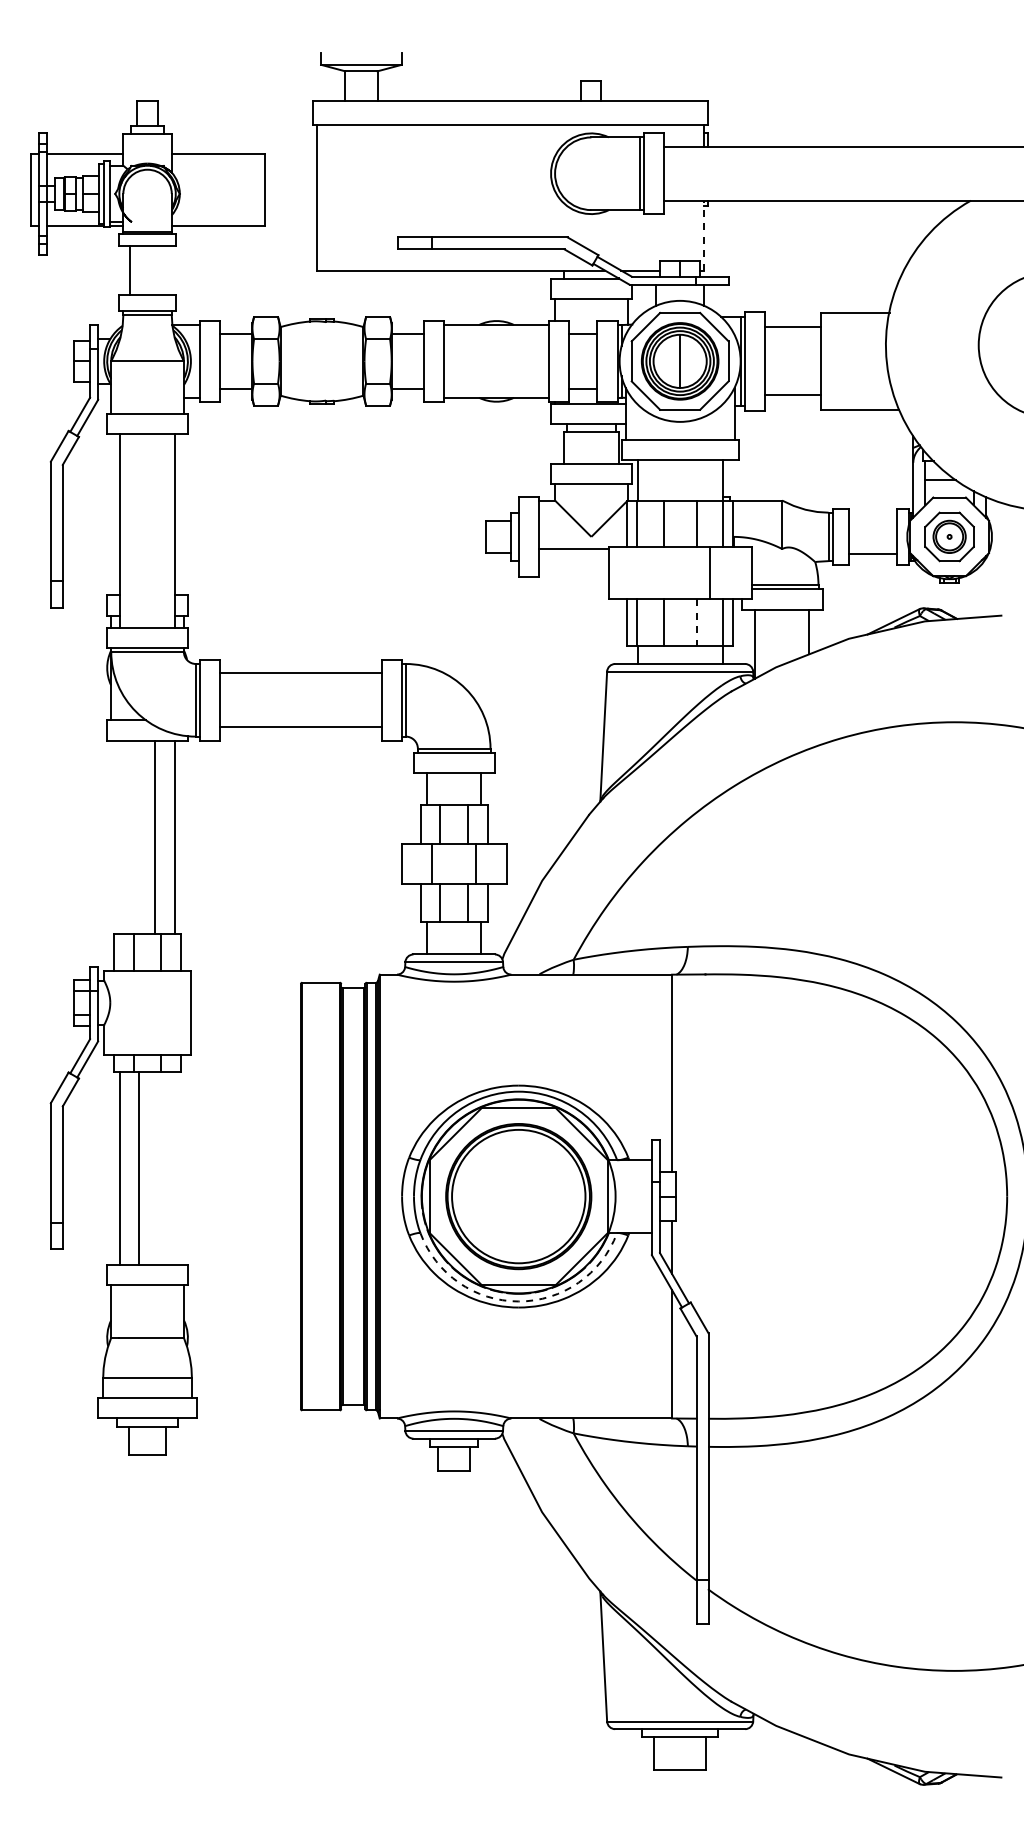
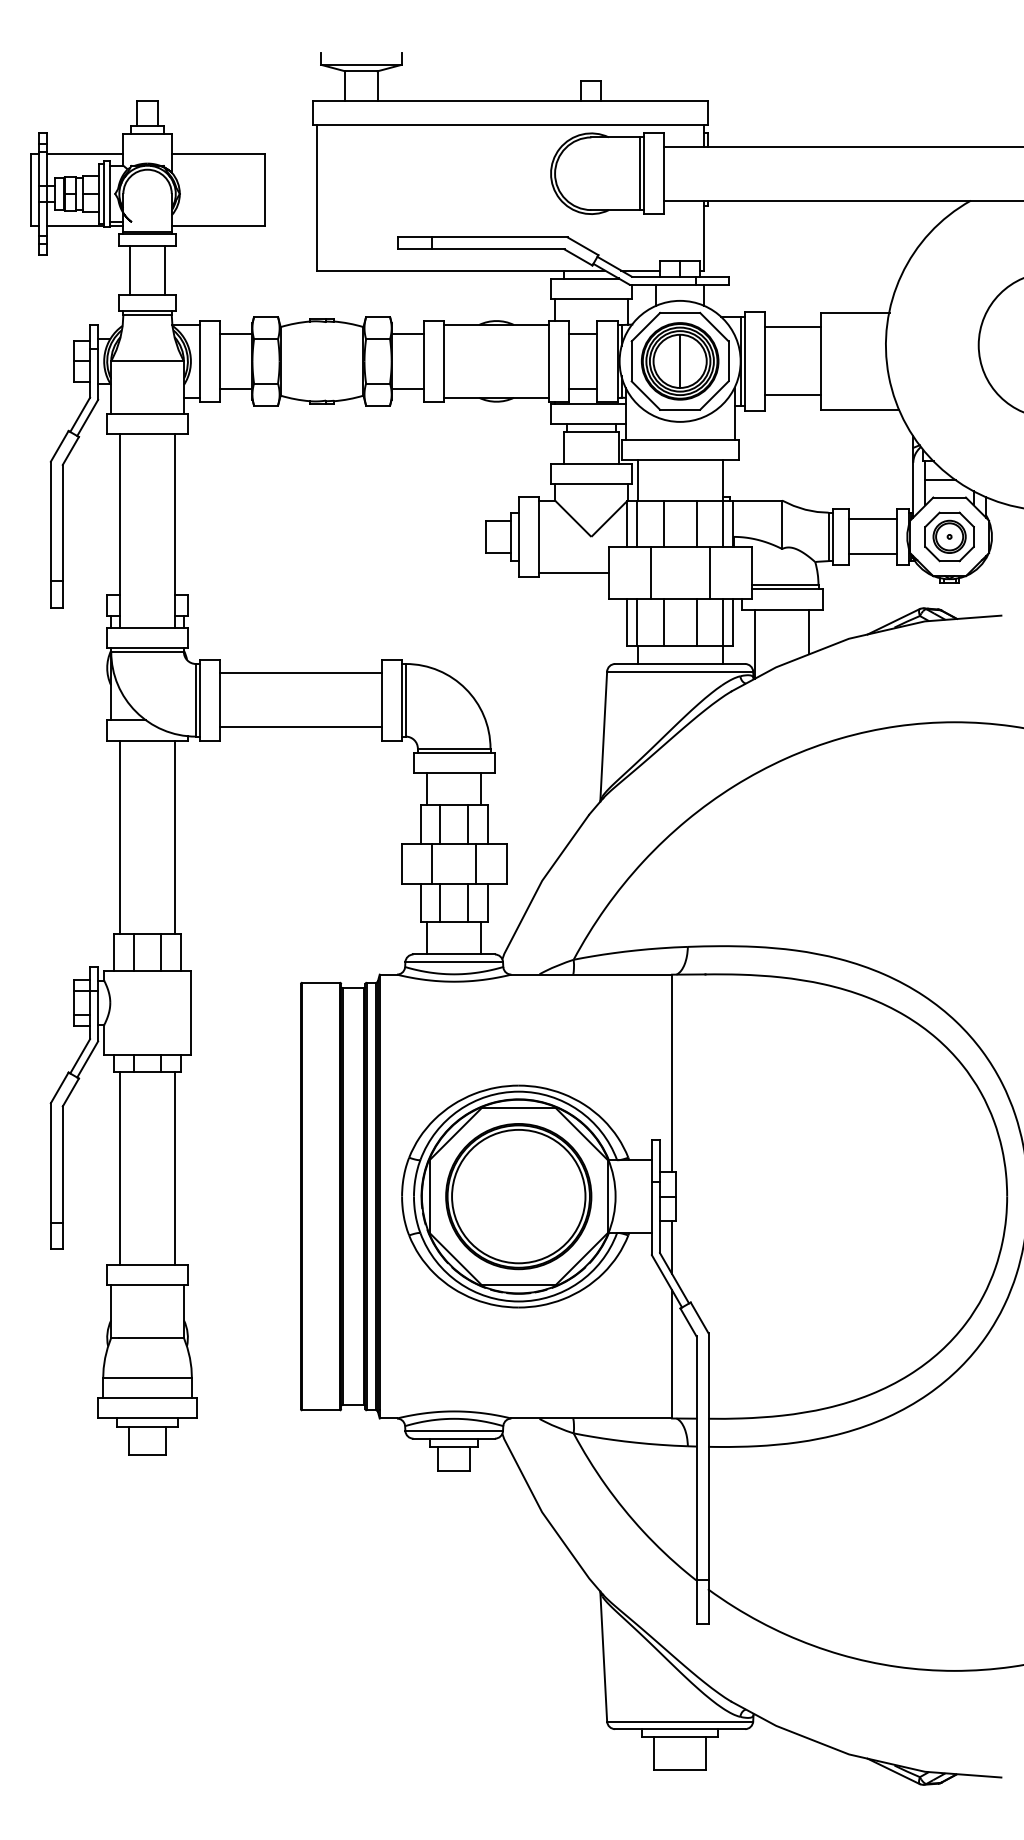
line: dashed -> solid (704, 235)
line: none -> present (165, 270)
line: none -> present (872, 519)
line position: (573, 549) -> (573, 573) (573, 573)
line: none -> present (650, 572)
line: dashed -> solid (696, 623)
line position: (155, 837) -> (120, 837) (120, 837)
line position: (138, 1168) -> (174, 1168) (174, 1168)
arc: dashed -> solid (518, 1301)
